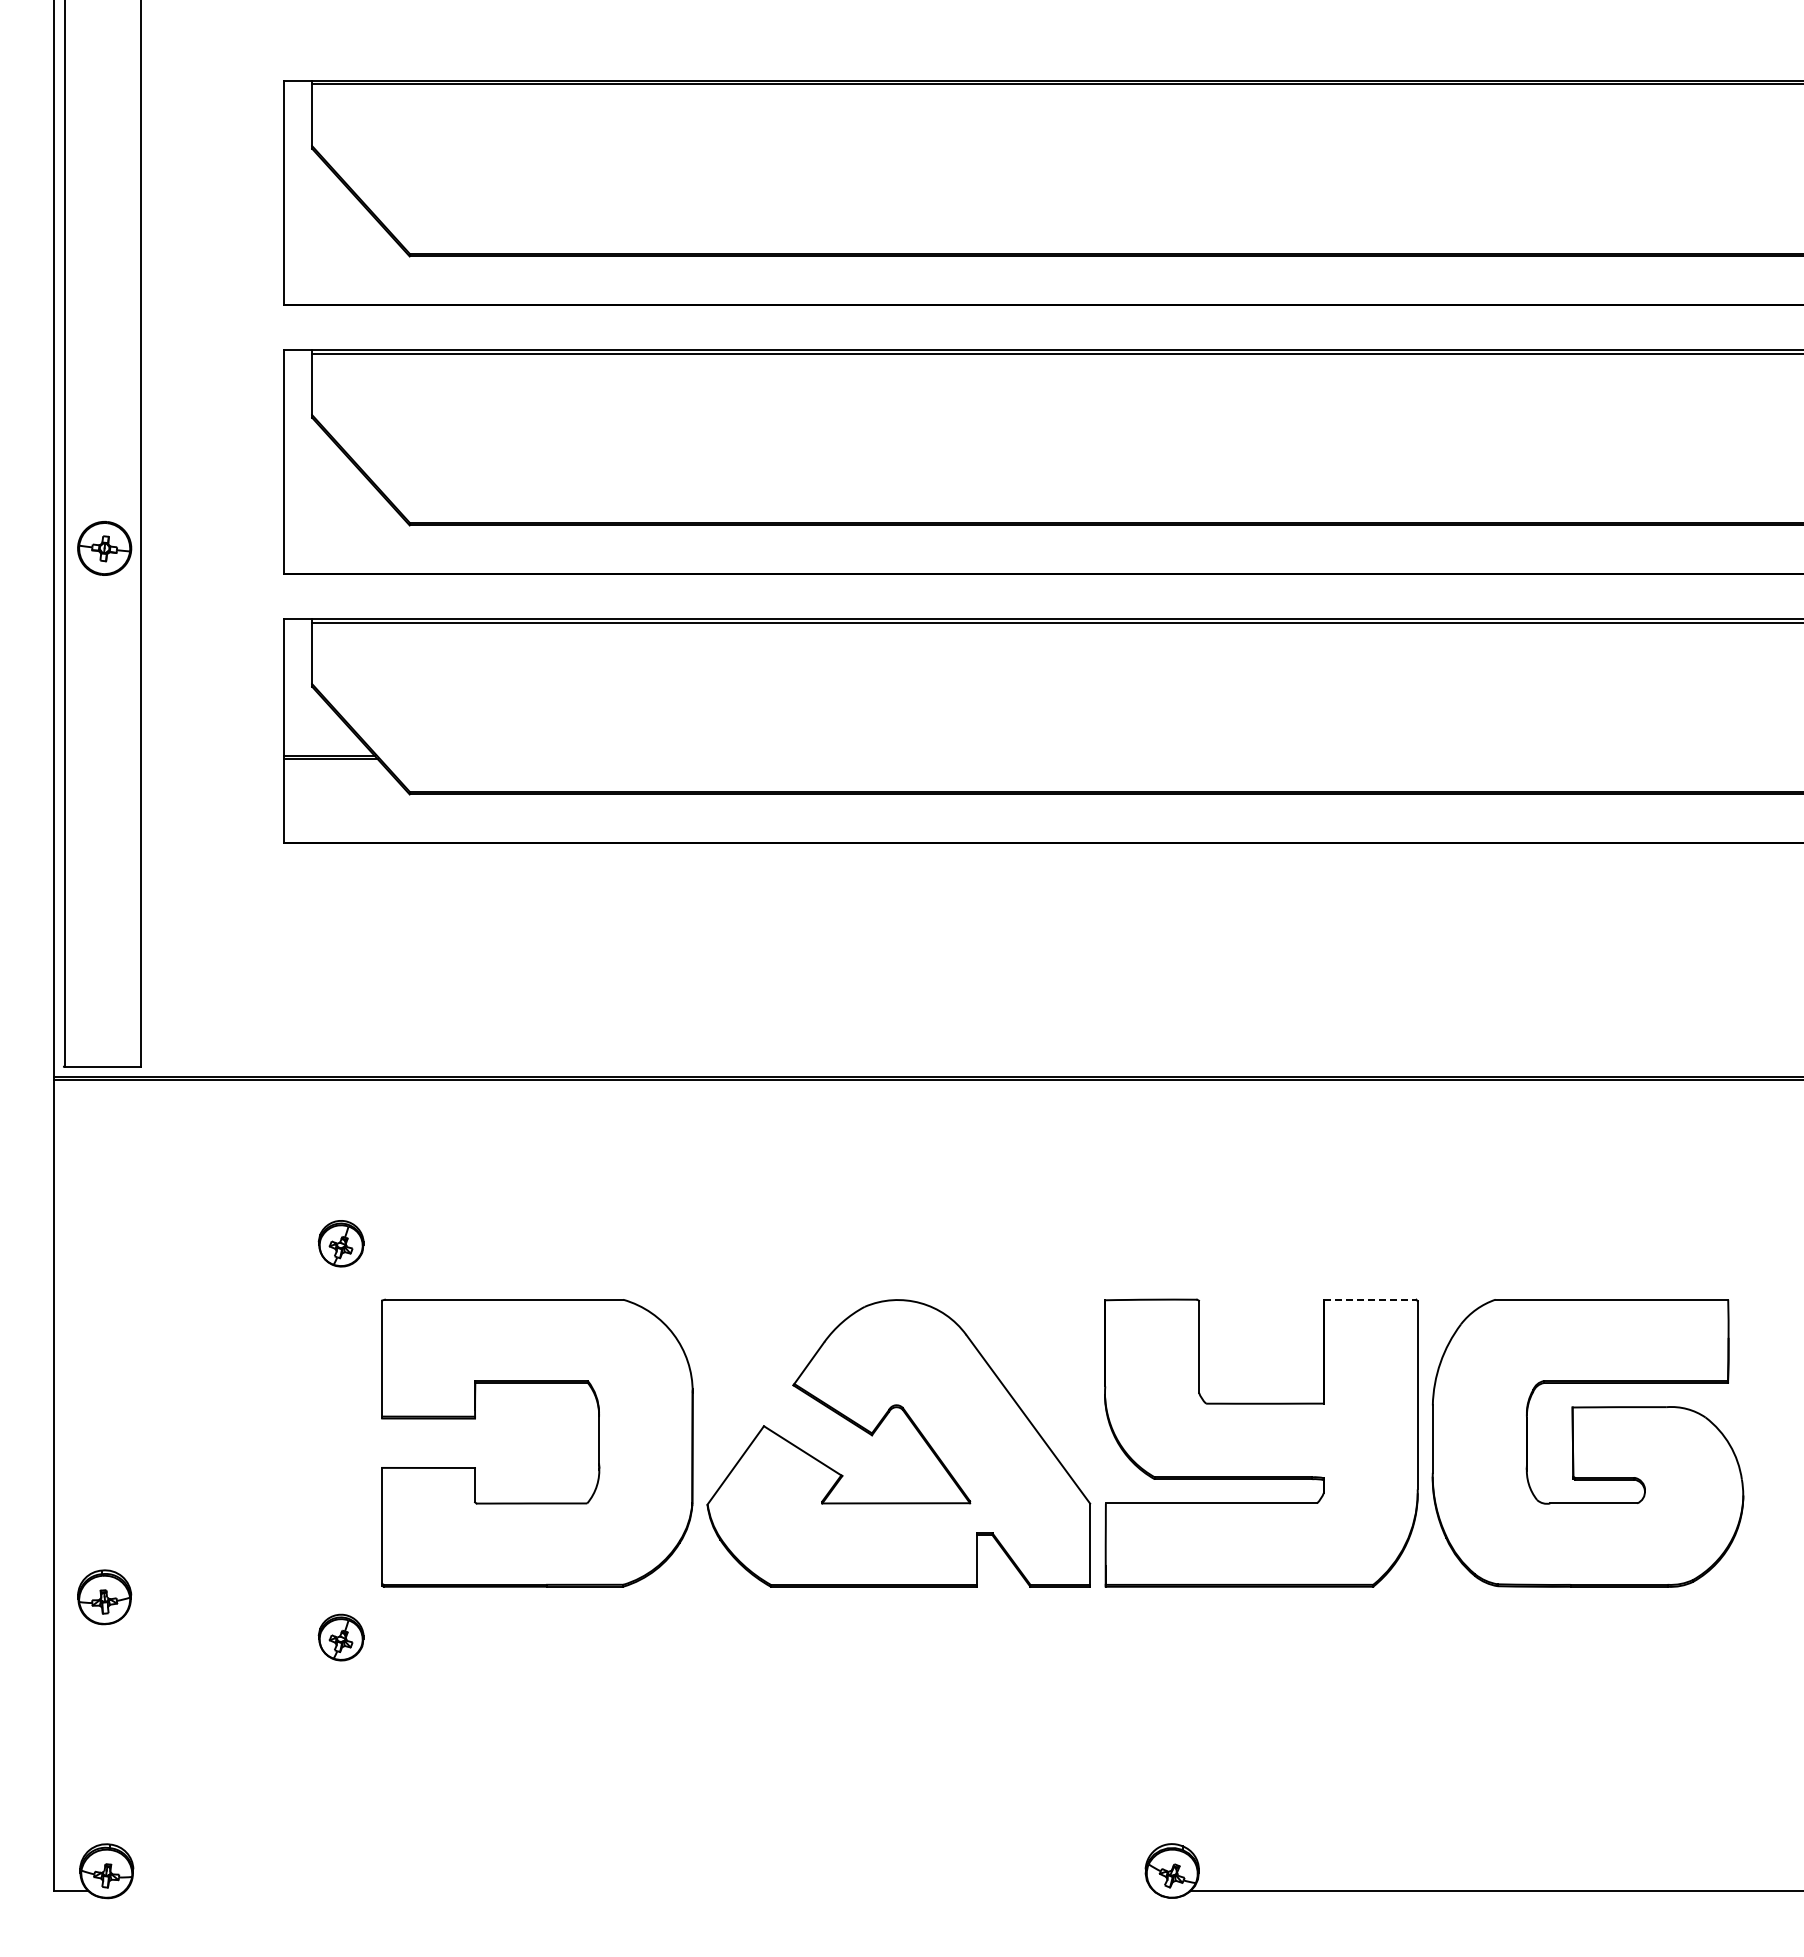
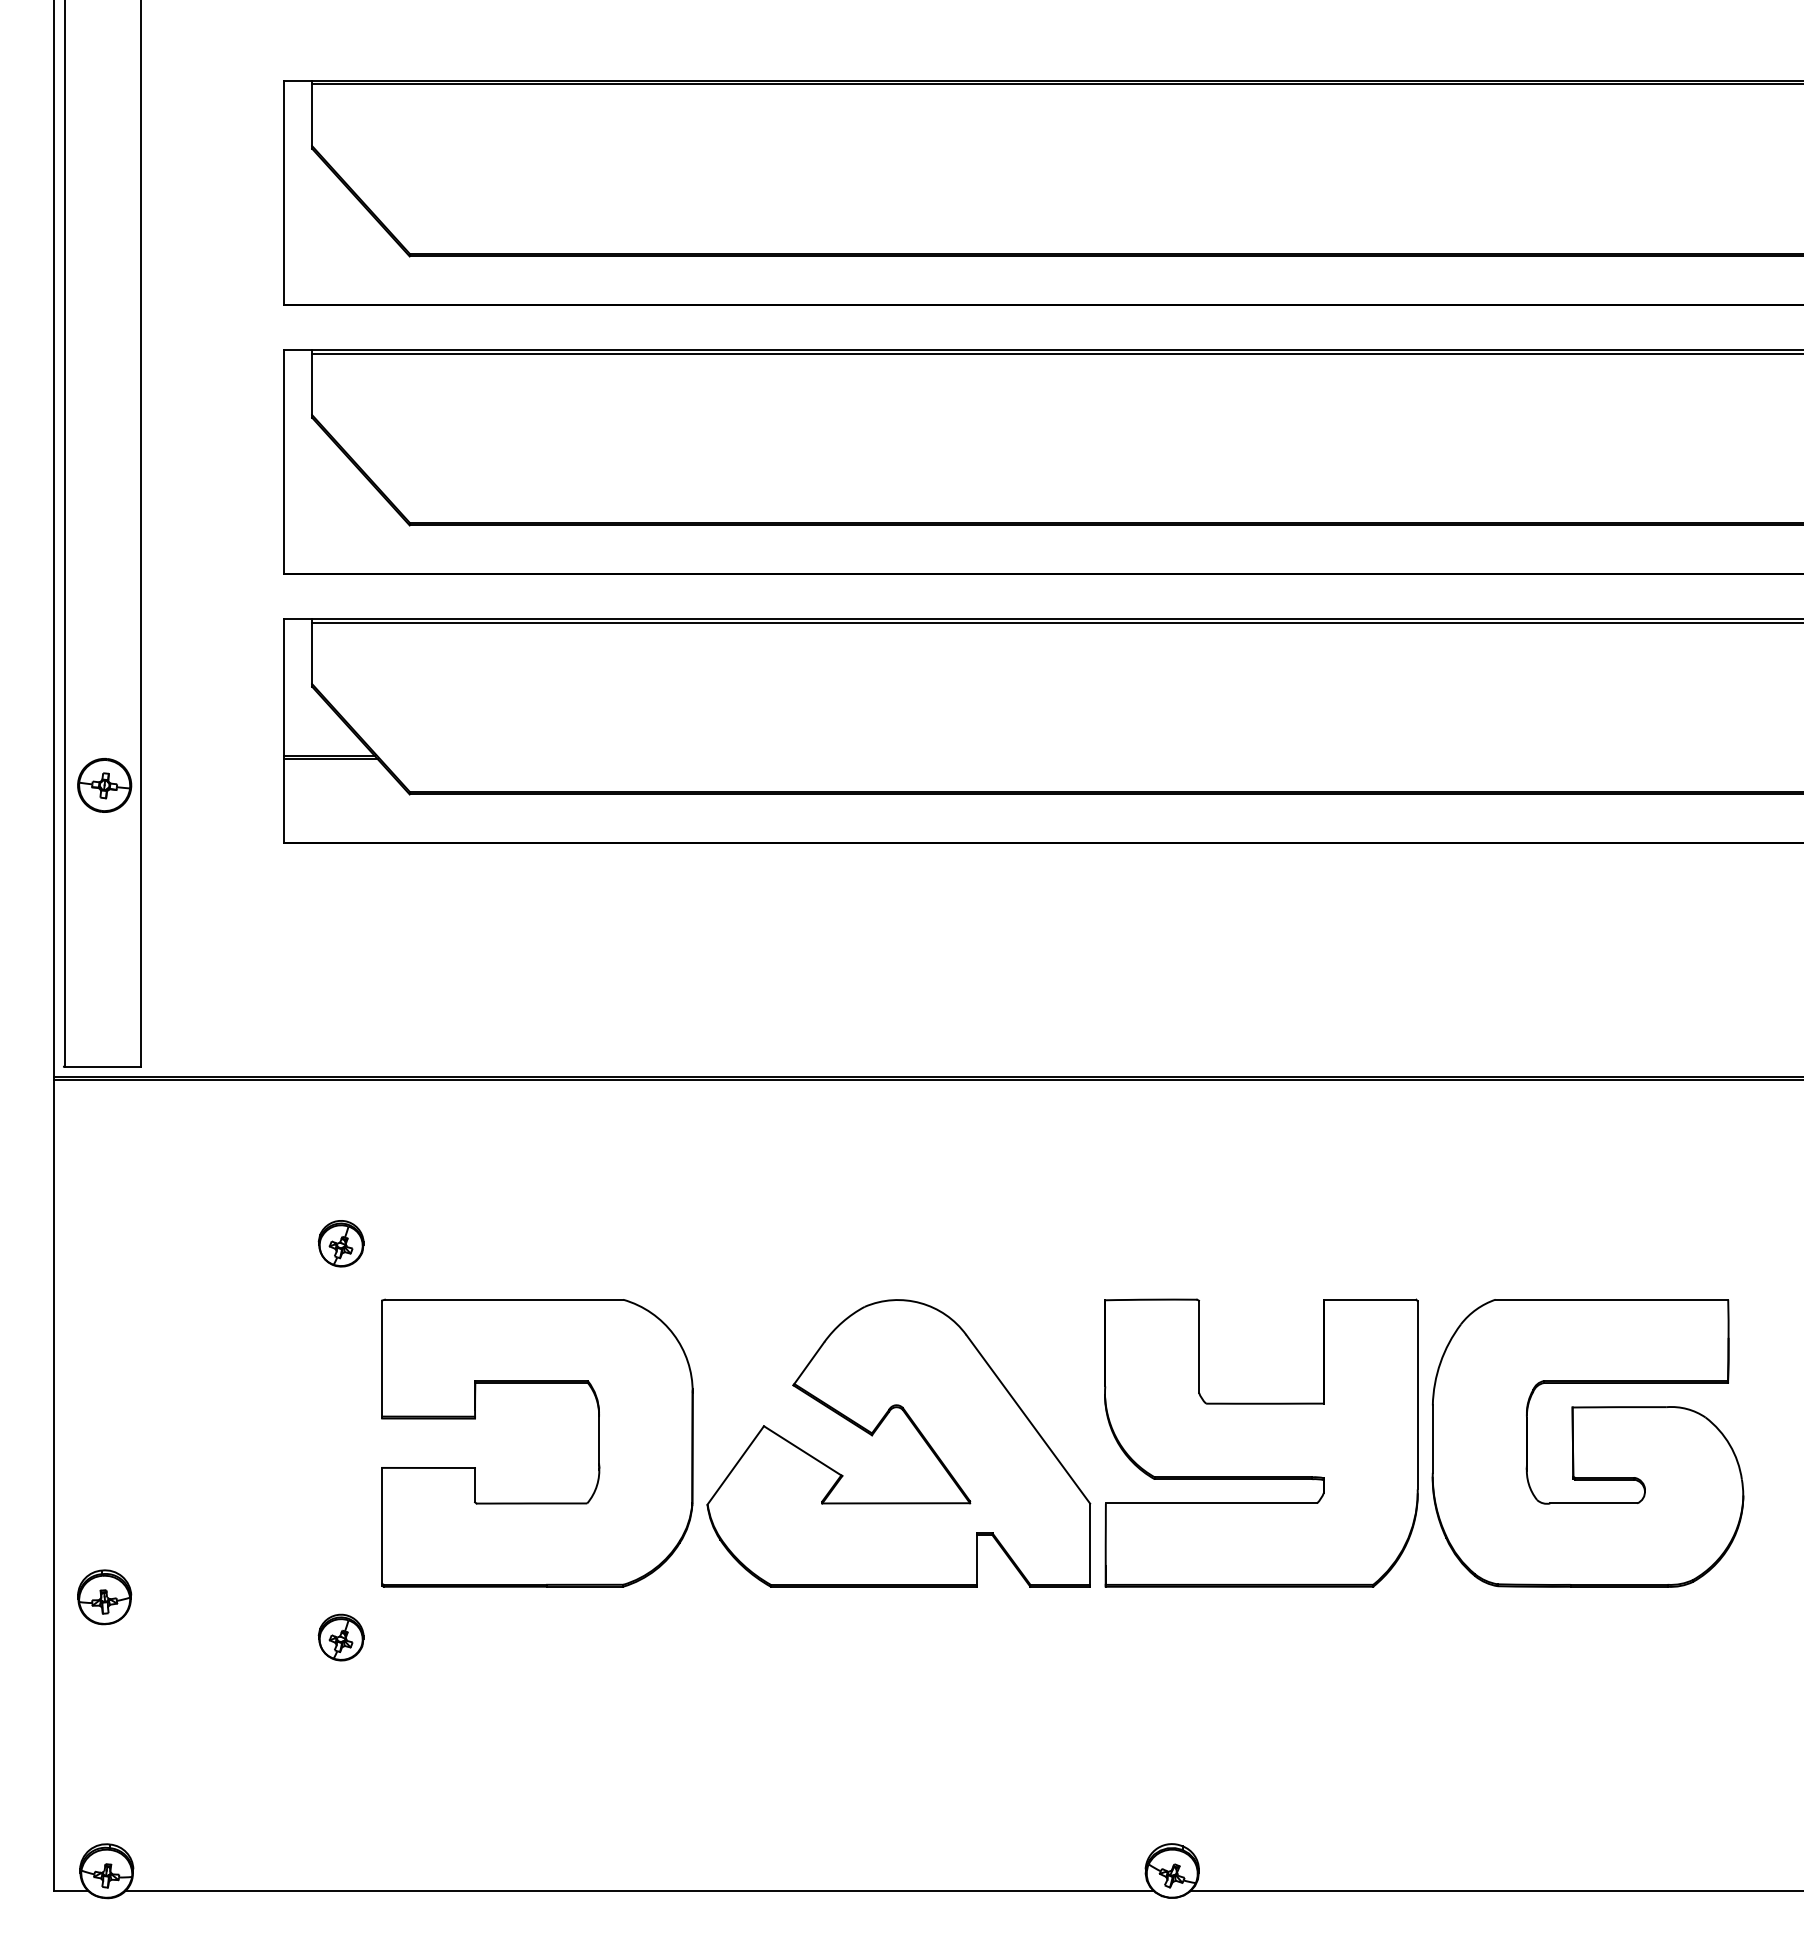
part position: (104, 548) -> (104, 785) (104, 785)
line: dashed -> solid (1370, 1299)
line: none -> present (639, 1891)
